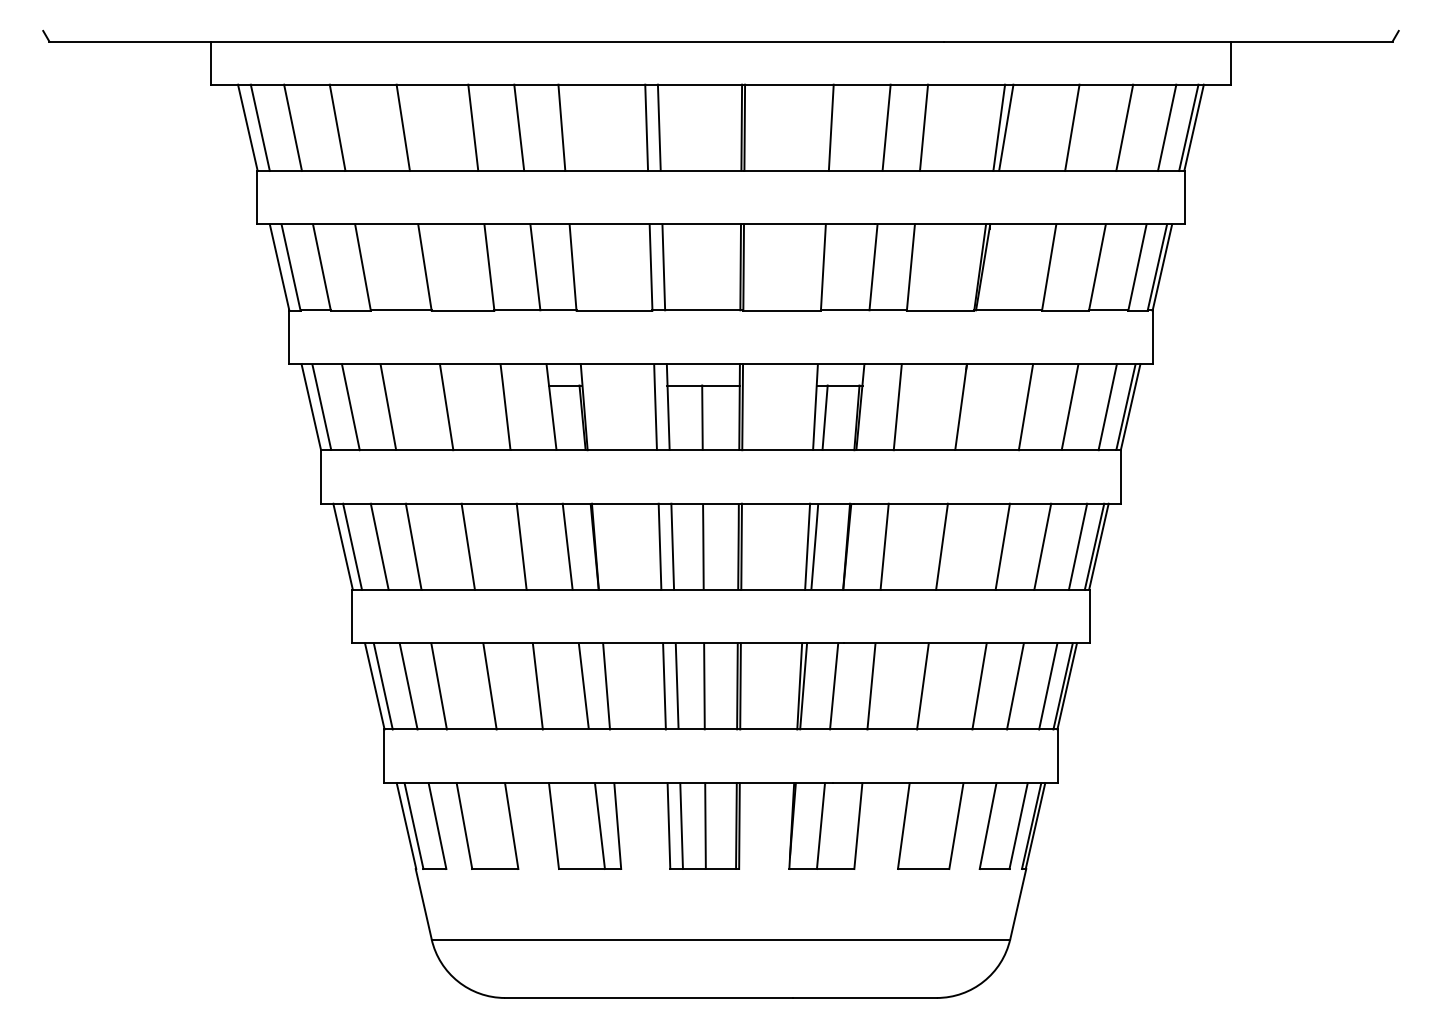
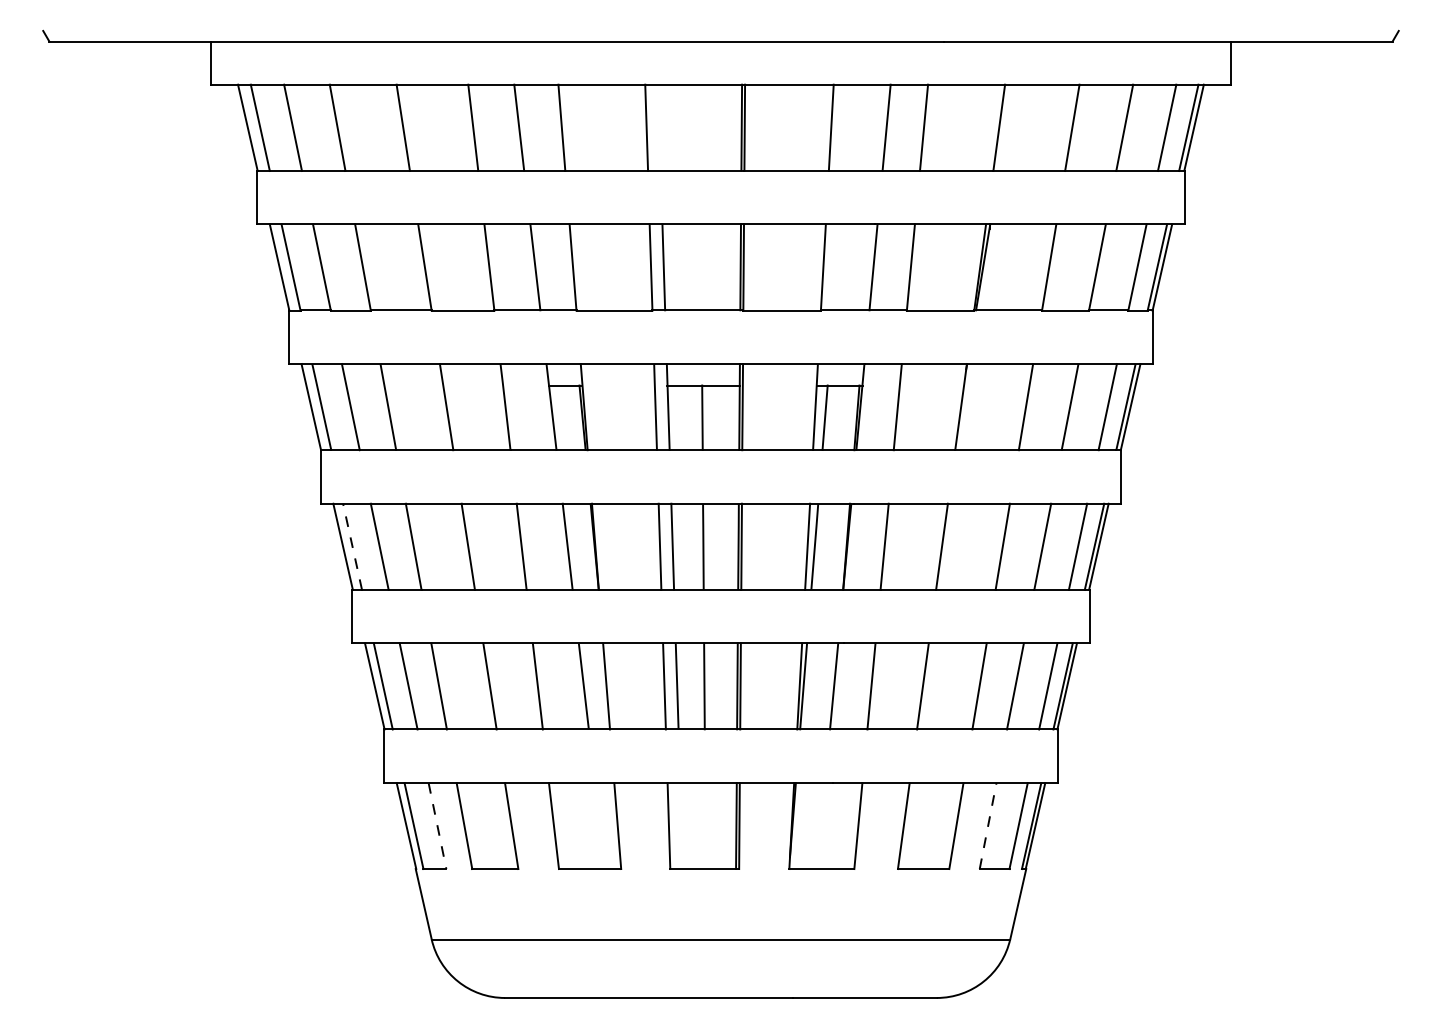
line: present -> none (658, 127)
line: present -> none (1006, 127)
line: solid -> dashed (352, 546)
line: solid -> dashed (437, 826)
line: present -> none (599, 826)
line: present -> none (681, 826)
line: present -> none (705, 826)
line: present -> none (820, 826)
line: solid -> dashed (988, 826)
